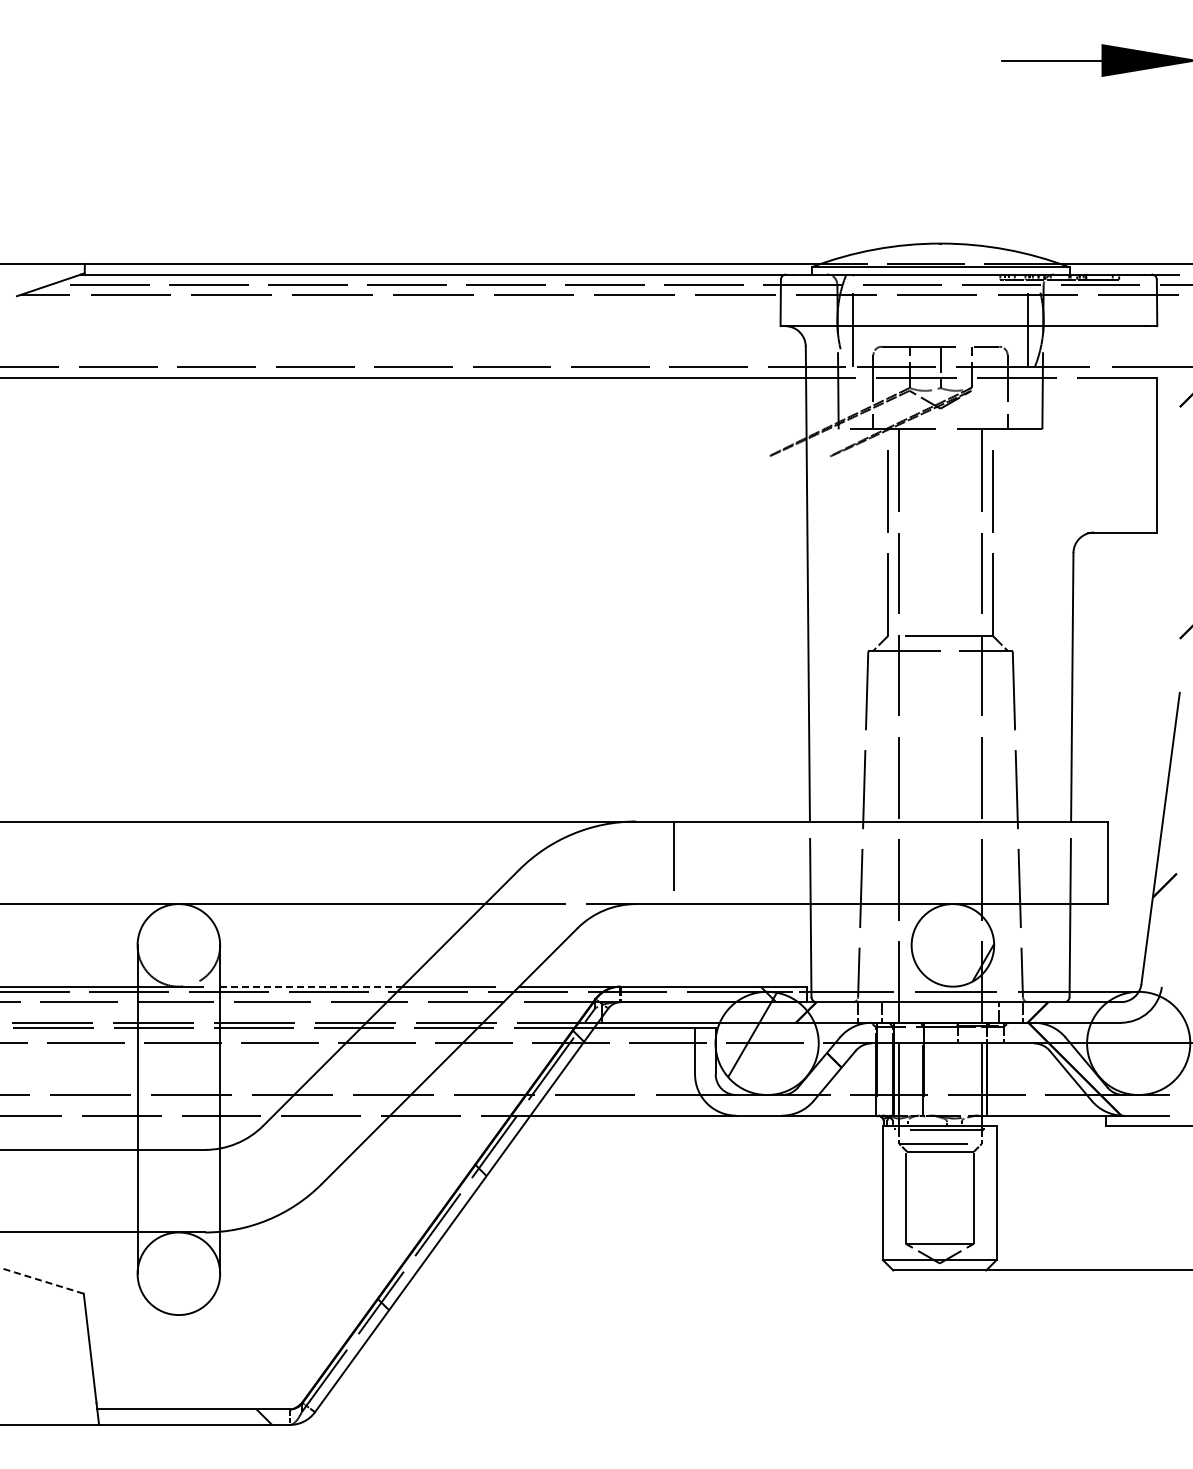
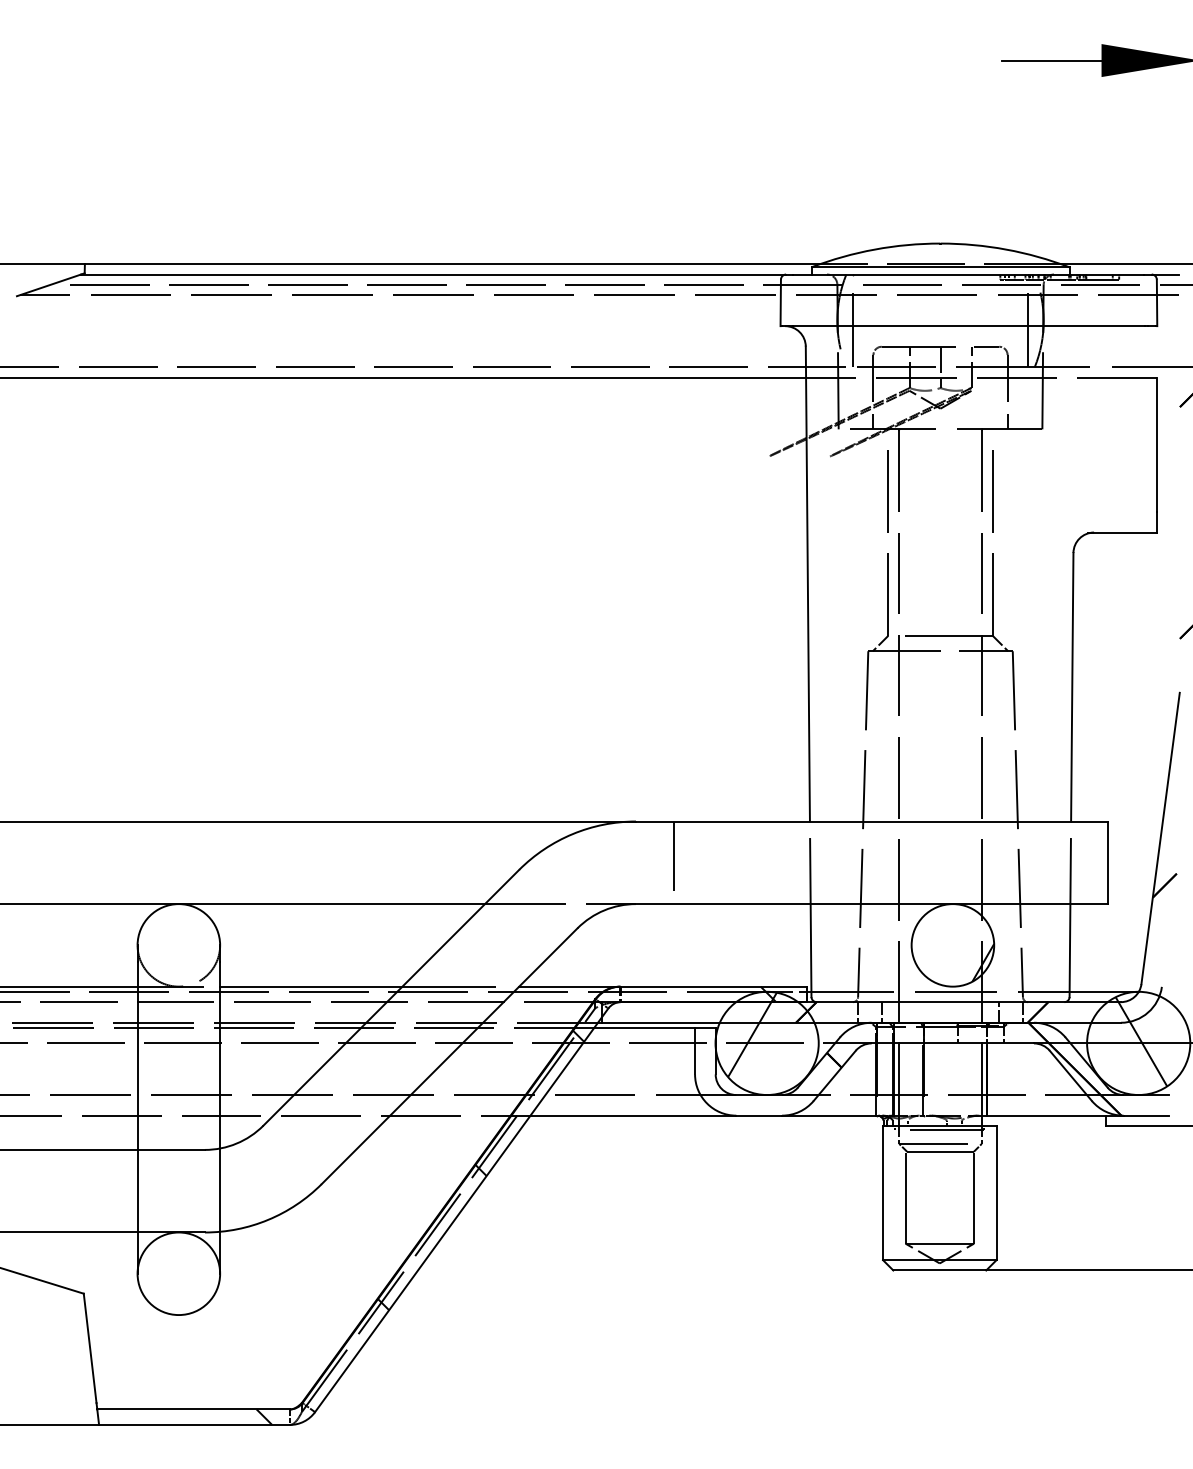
line: dashed -> solid (311, 986)
hatch: none -> present (1141, 1041)
line: dashed -> solid (41, 1280)
